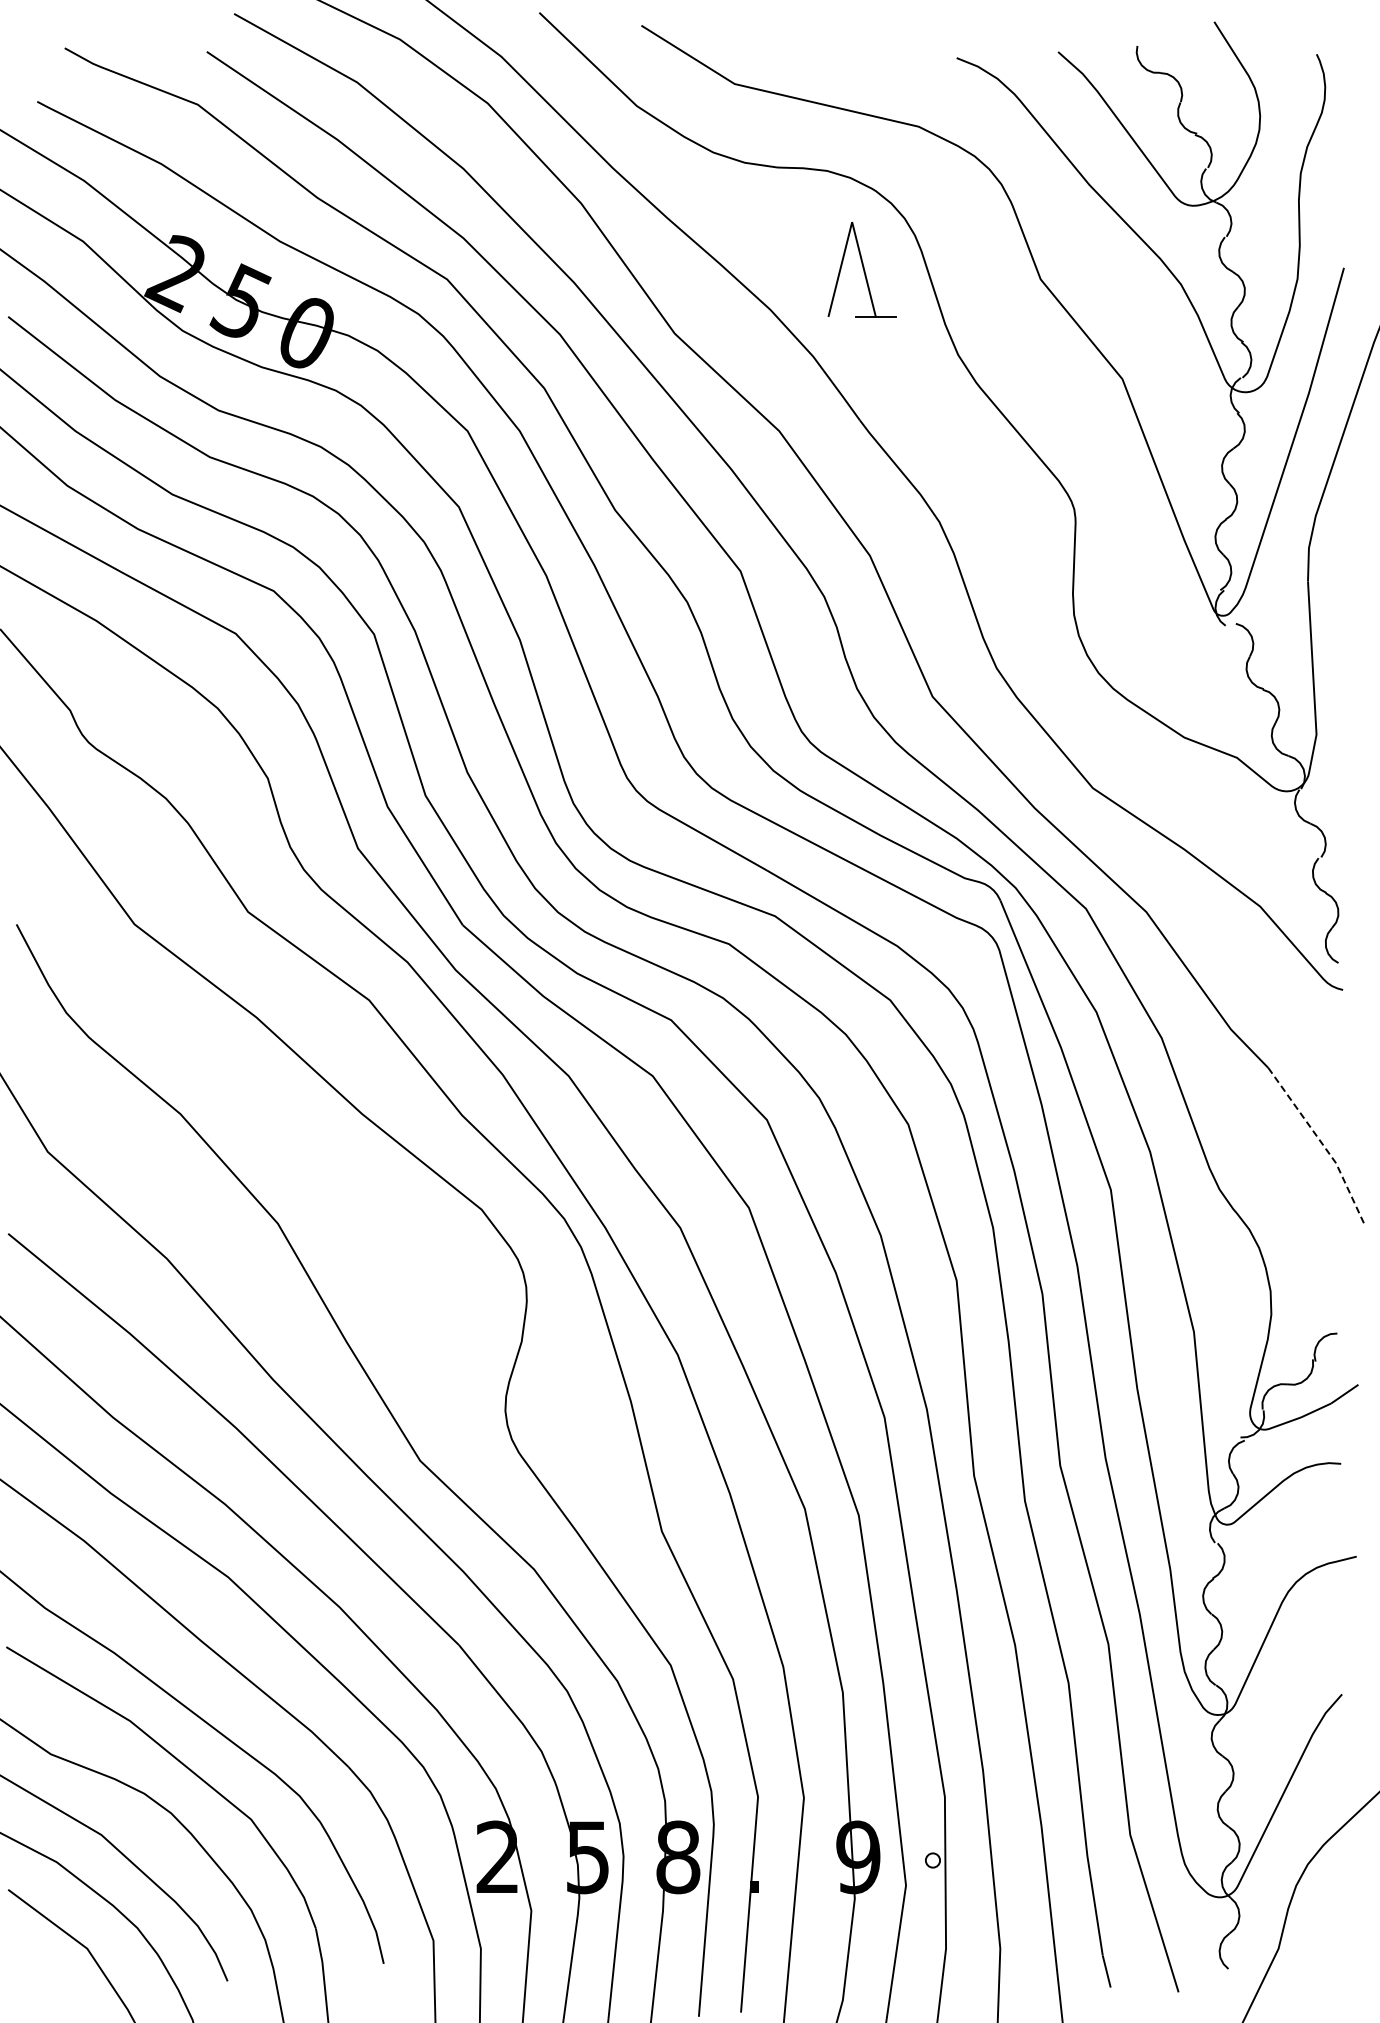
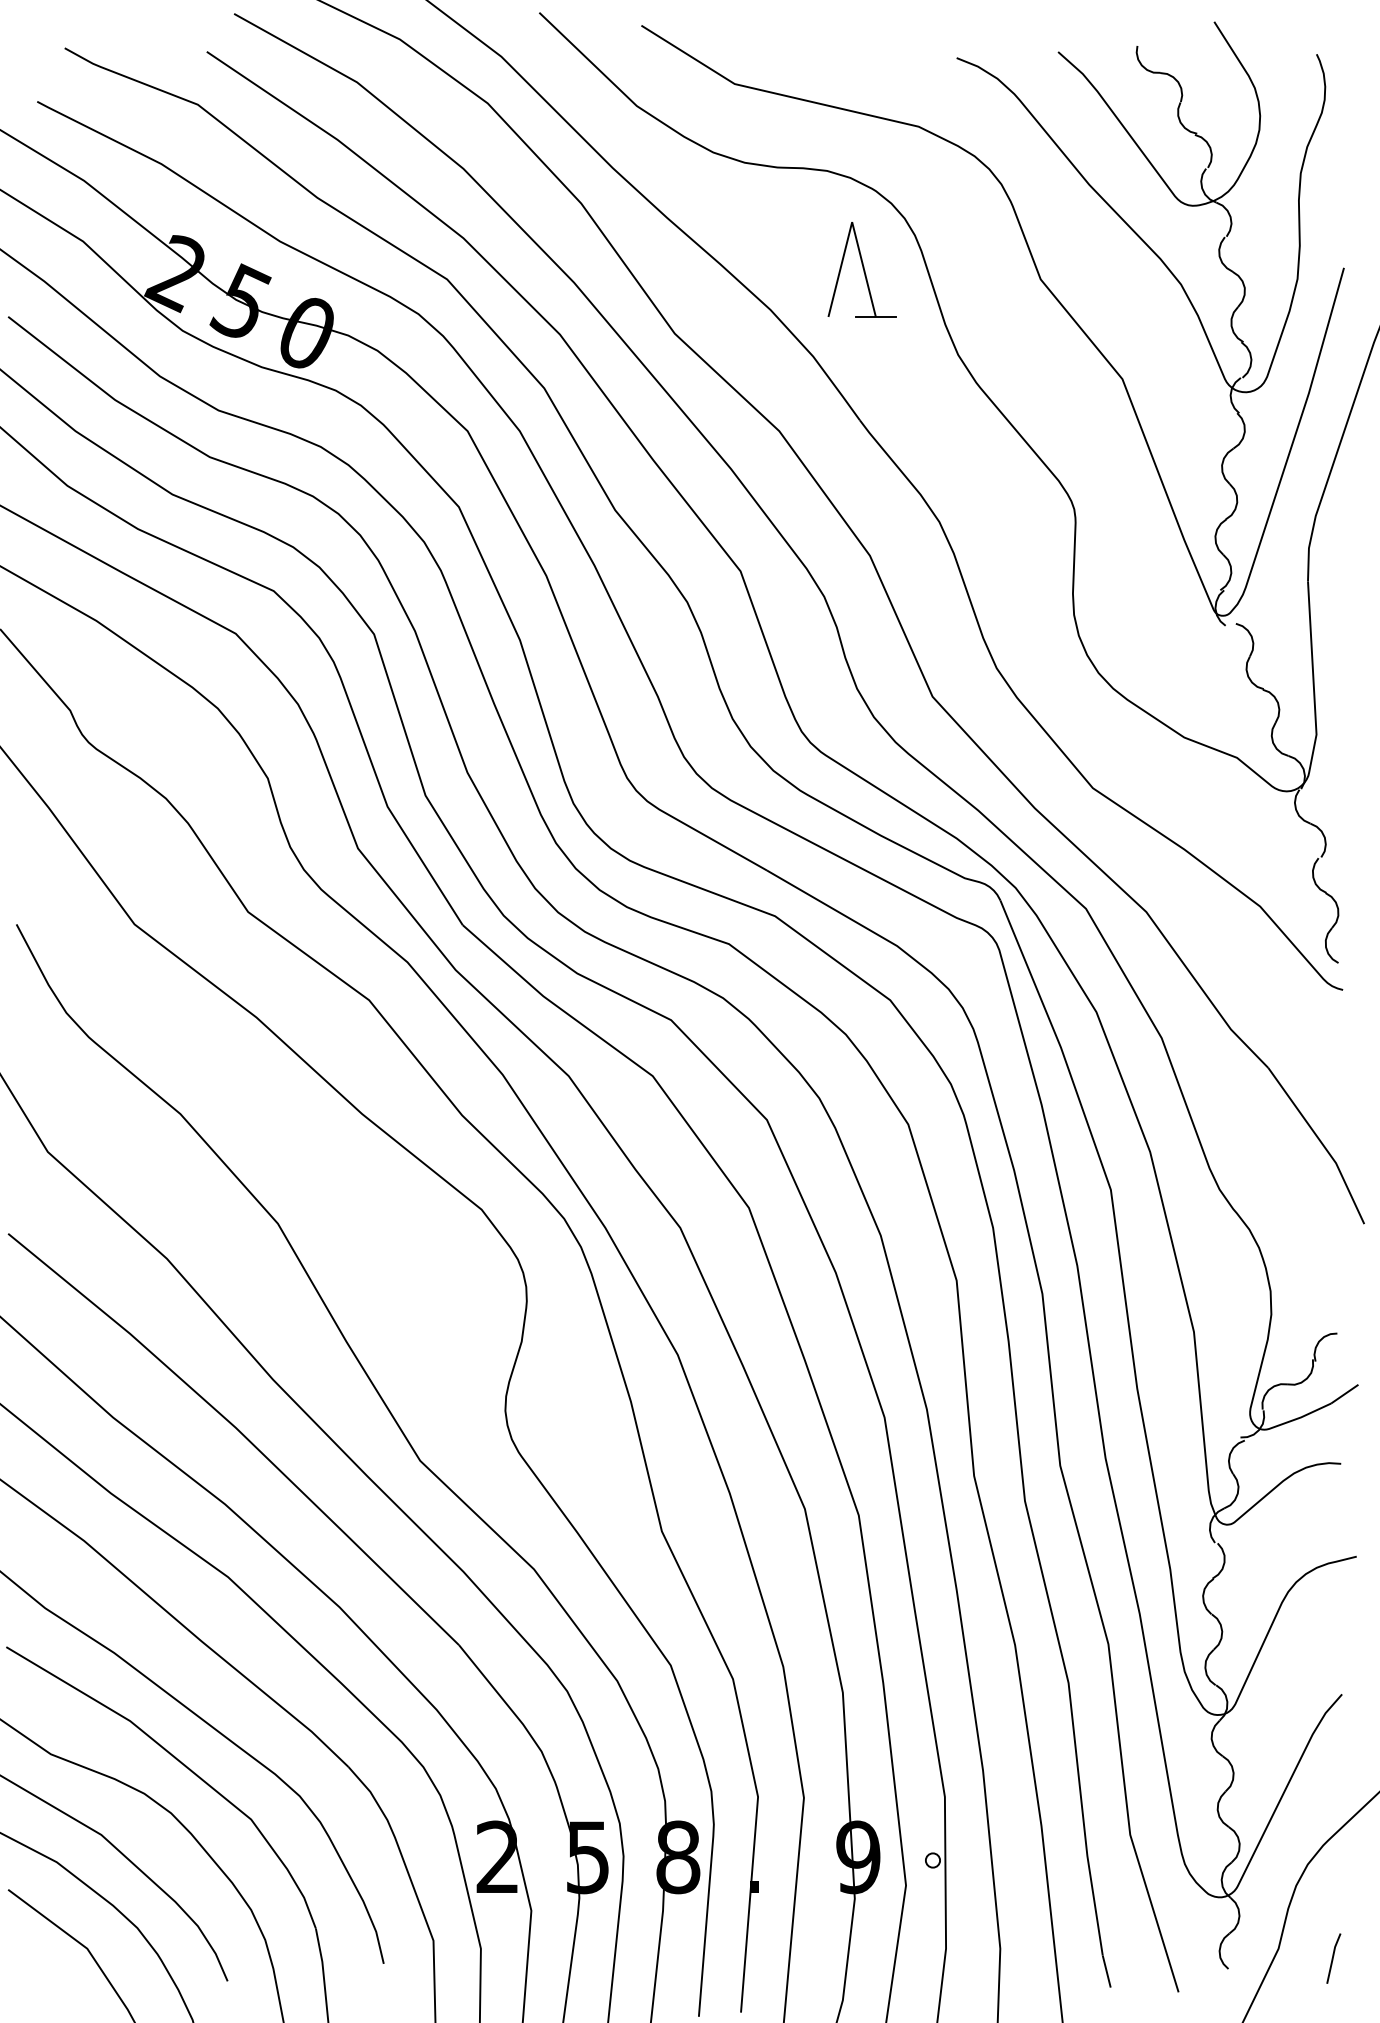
line: dashed -> solid (1322, 1143)
line: none -> present (1333, 1958)
